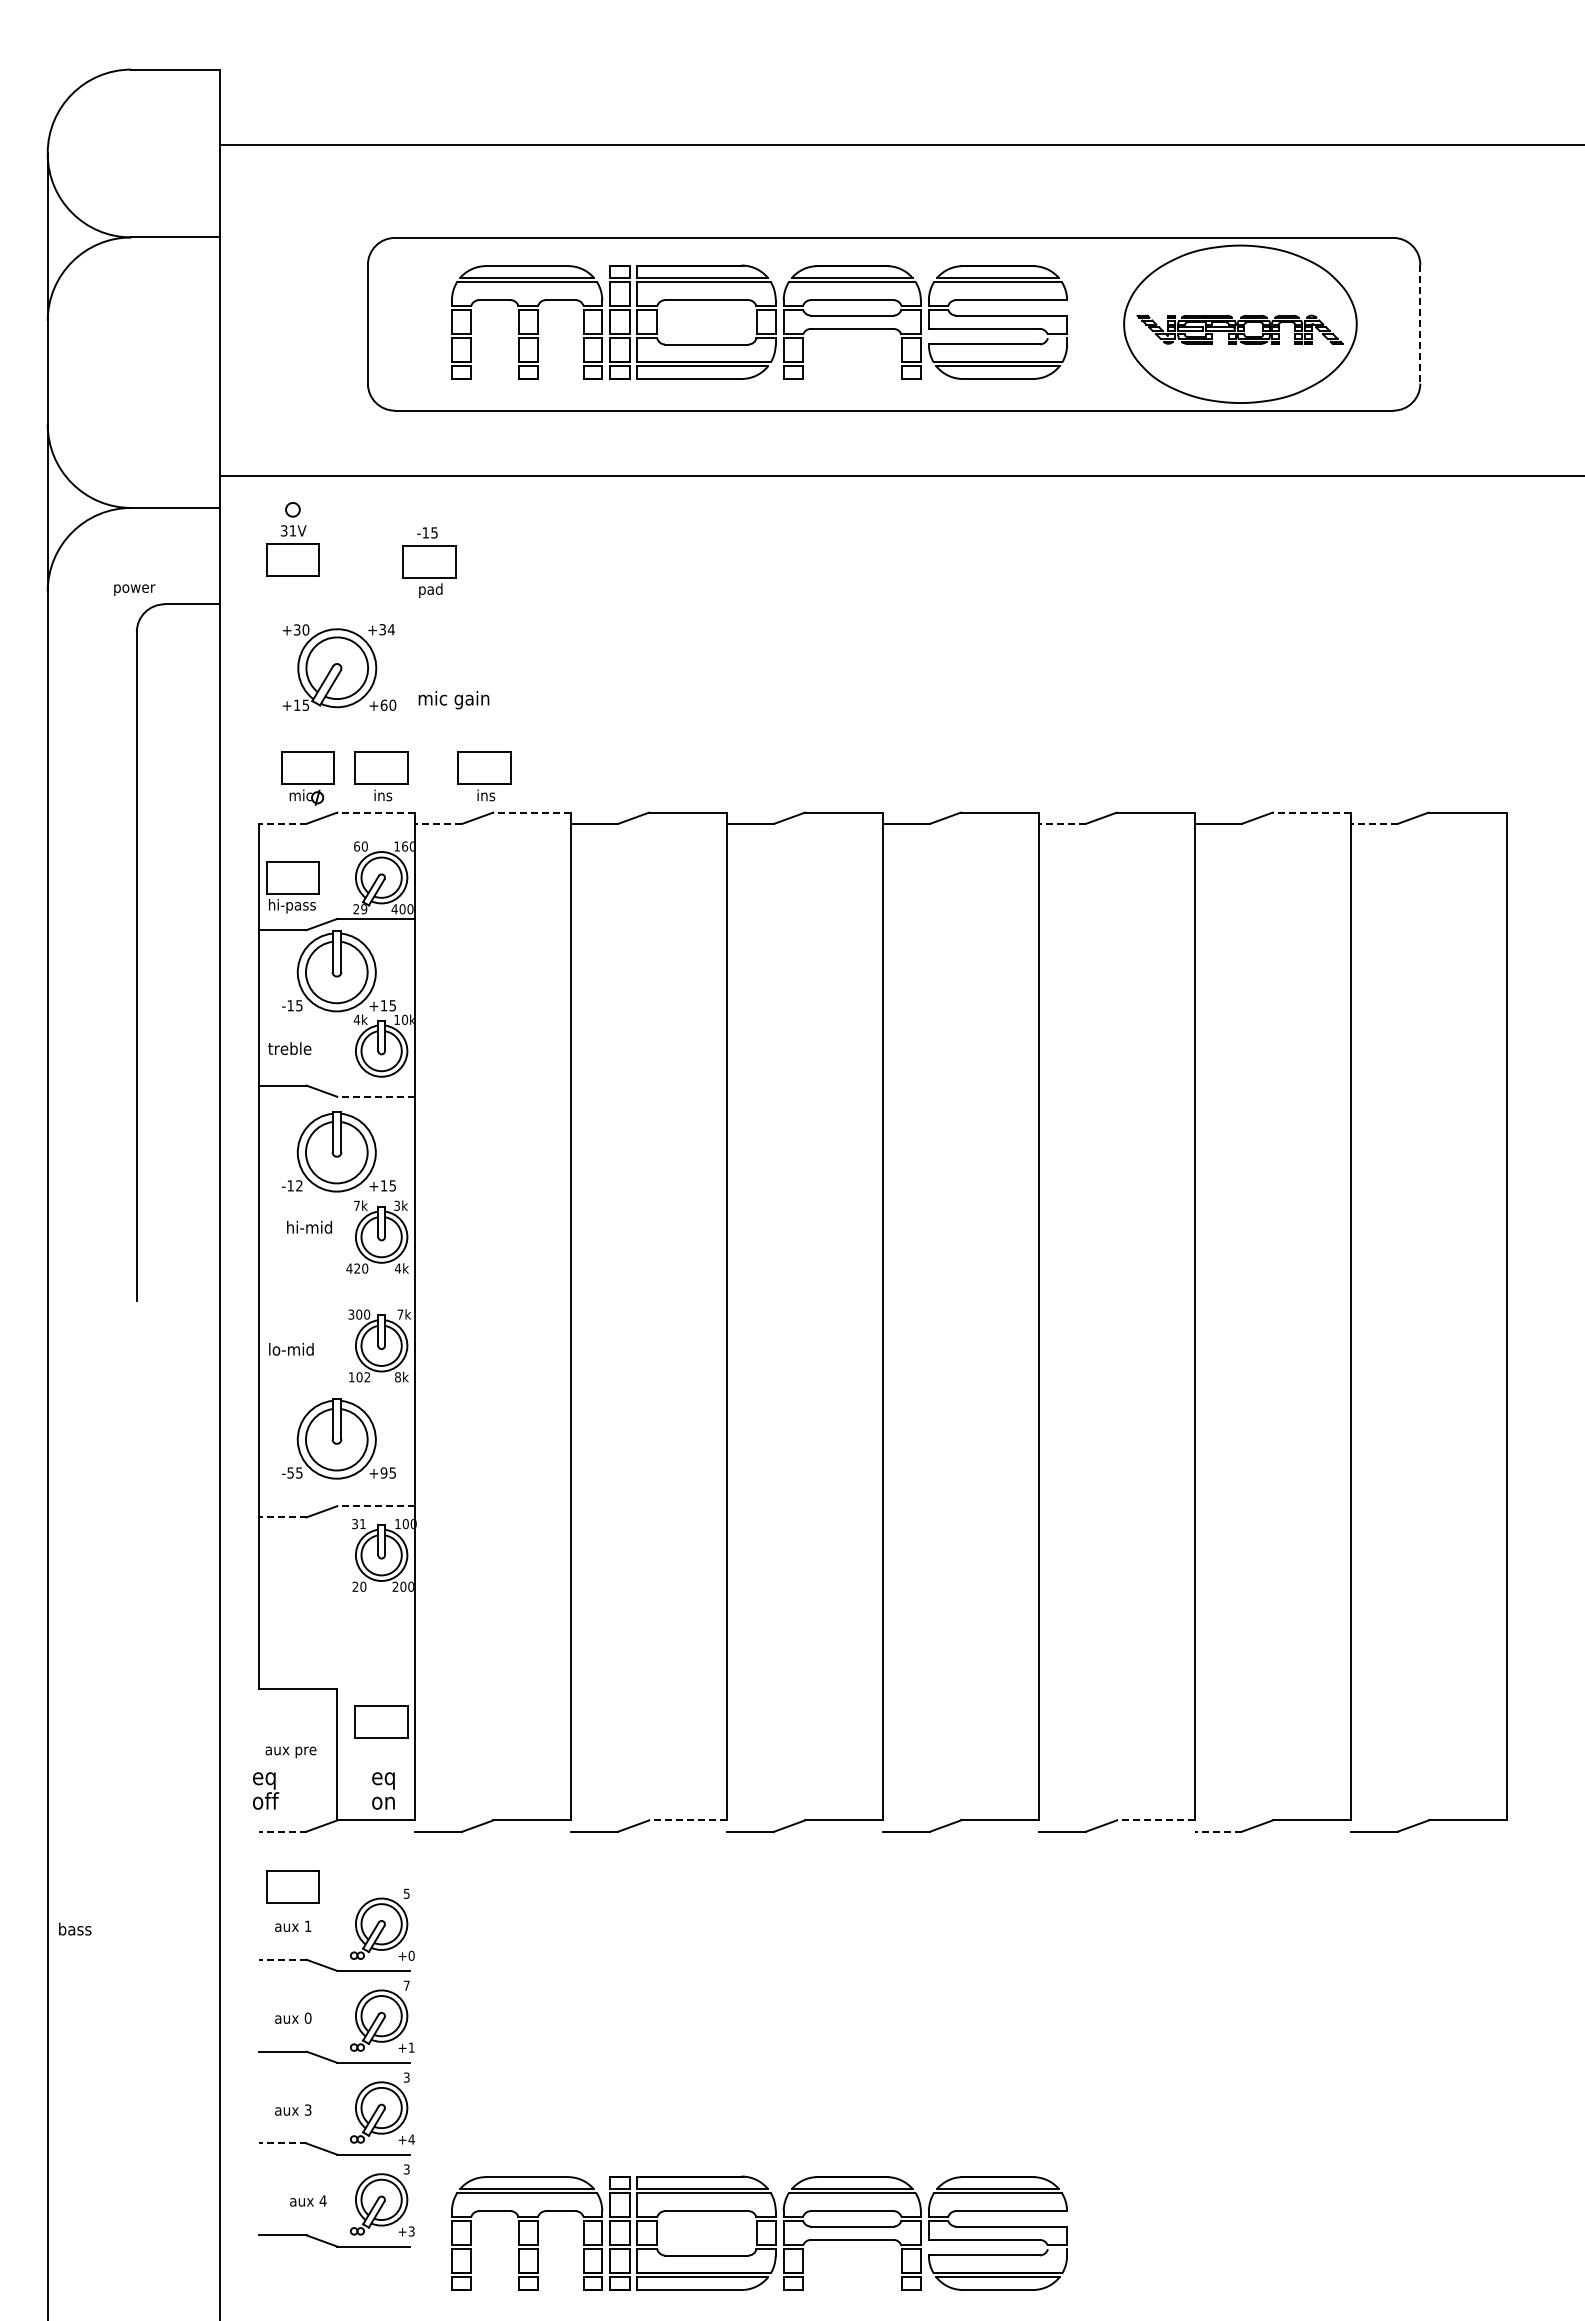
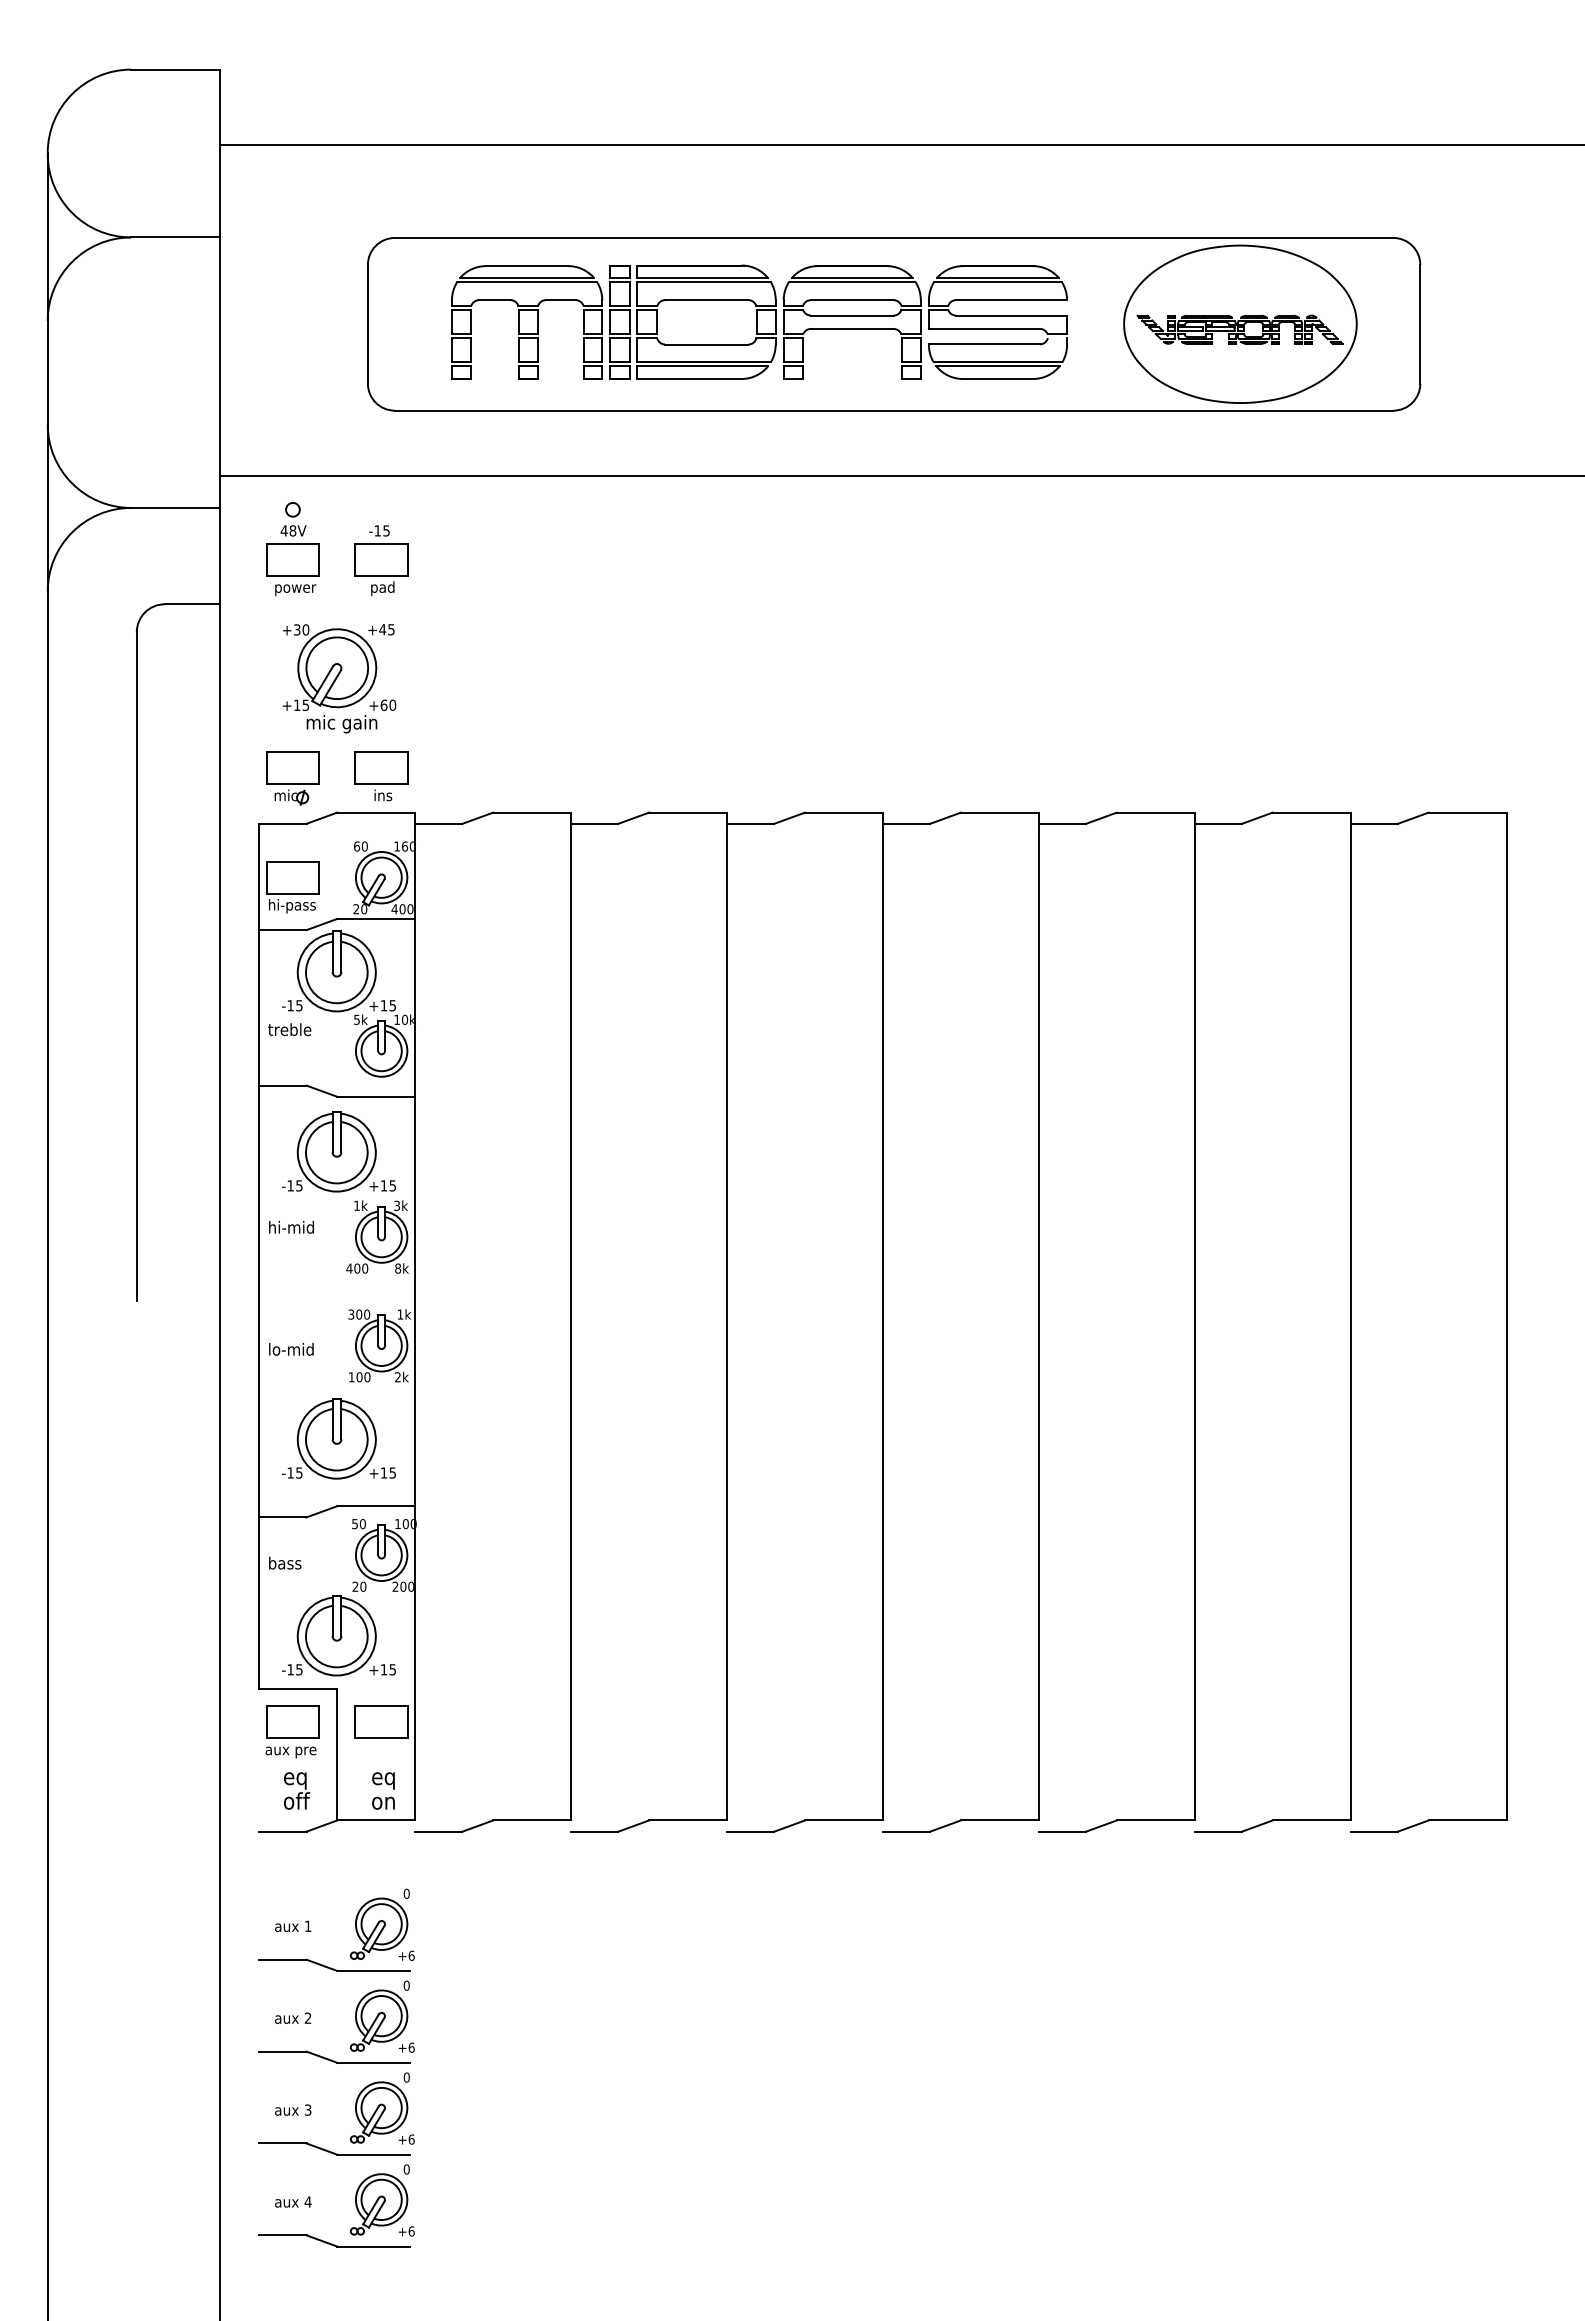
line: dashed -> solid (1420, 324)
text: 31V -> 48V (288, 530)
part position: (429, 562) -> (381, 560) (381, 560)
text position: (134, 589) -> (295, 589) (295, 589)
text: +34 -> +45 (386, 629)
text position: (453, 700) -> (341, 724) (341, 724)
part: present -> none (484, 776)
part position: (307, 778) -> (292, 778) (292, 778)
line: dashed -> solid (376, 812)
line: dashed -> solid (532, 812)
line: dashed -> solid (1311, 812)
line: dashed -> solid (282, 823)
line: dashed -> solid (438, 823)
line: dashed -> solid (1062, 823)
line: dashed -> solid (1374, 823)
text: 29 -> 20 (364, 909)
text: 4k -> 5k (356, 1019)
text position: (289, 1048) -> (289, 1029) (289, 1029)
line: dashed -> solid (376, 1096)
text: -12 -> -15 (299, 1185)
text: 7k -> 1k (356, 1205)
text position: (309, 1227) -> (291, 1227) (291, 1227)
text: 420 -> 400 (357, 1268)
text: 4k -> 8k (397, 1268)
text: 7k -> 1k (400, 1314)
text: 102 -> 100 (367, 1377)
text: 8k -> 2k (397, 1377)
text: -55 -> -15 (290, 1472)
text: +95 -> +15 (383, 1472)
line: dashed -> solid (376, 1506)
line: dashed -> solid (282, 1517)
text: 31 -> 50 (358, 1524)
part: none -> present (338, 1635)
text position: (266, 1790) -> (297, 1790) (297, 1790)
line: dashed -> solid (688, 1820)
line: dashed -> solid (1155, 1820)
line: dashed -> solid (282, 1831)
line: dashed -> solid (1218, 1831)
part position: (292, 1886) -> (292, 1721) (292, 1721)
text: 5 -> 0 (406, 1893)
text position: (75, 1928) -> (285, 1562) (285, 1562)
text: +0 -> +6 (411, 1955)
line: dashed -> solid (282, 1959)
text: 7 -> 0 (406, 1985)
text: 0 -> 2 (307, 2017)
text: +1 -> +6 (411, 2047)
text: 3 -> 0 (406, 2077)
text: +4 -> +6 (411, 2139)
line: dashed -> solid (282, 2143)
text: 3 -> 0 (406, 2169)
text position: (308, 2200) -> (293, 2201) (293, 2201)
text: +3 -> +6 (411, 2231)
part: present -> none (759, 2232)
